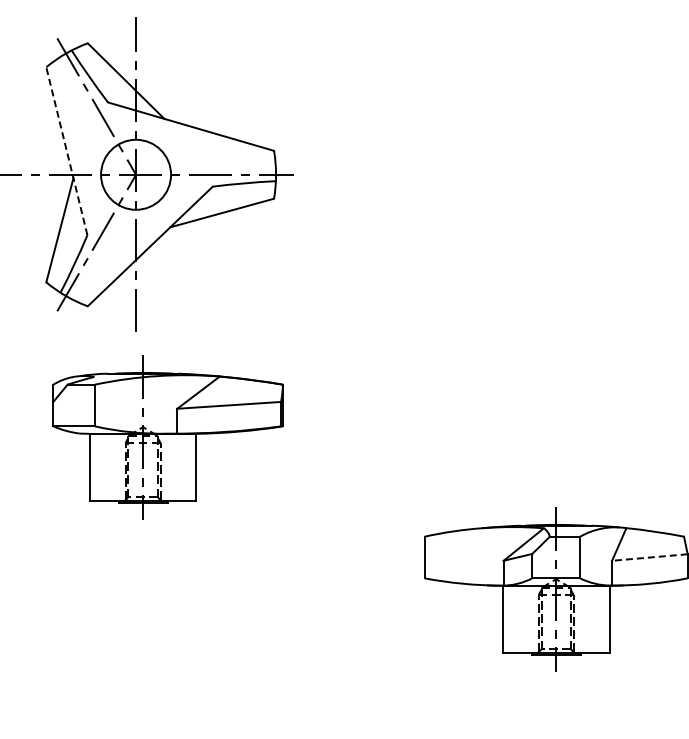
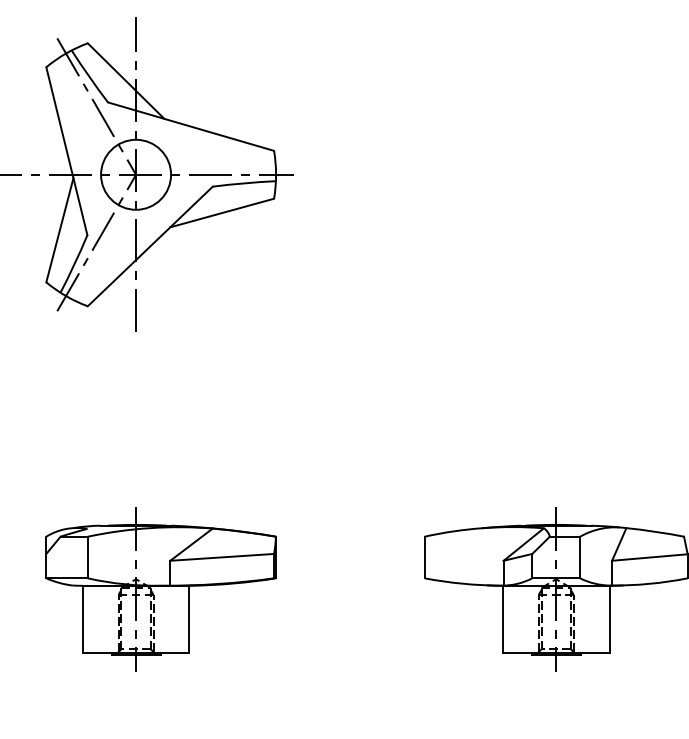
line: dashed -> solid (66, 150)
part position: (167, 437) -> (160, 589) (160, 589)
line: dashed -> solid (649, 557)
